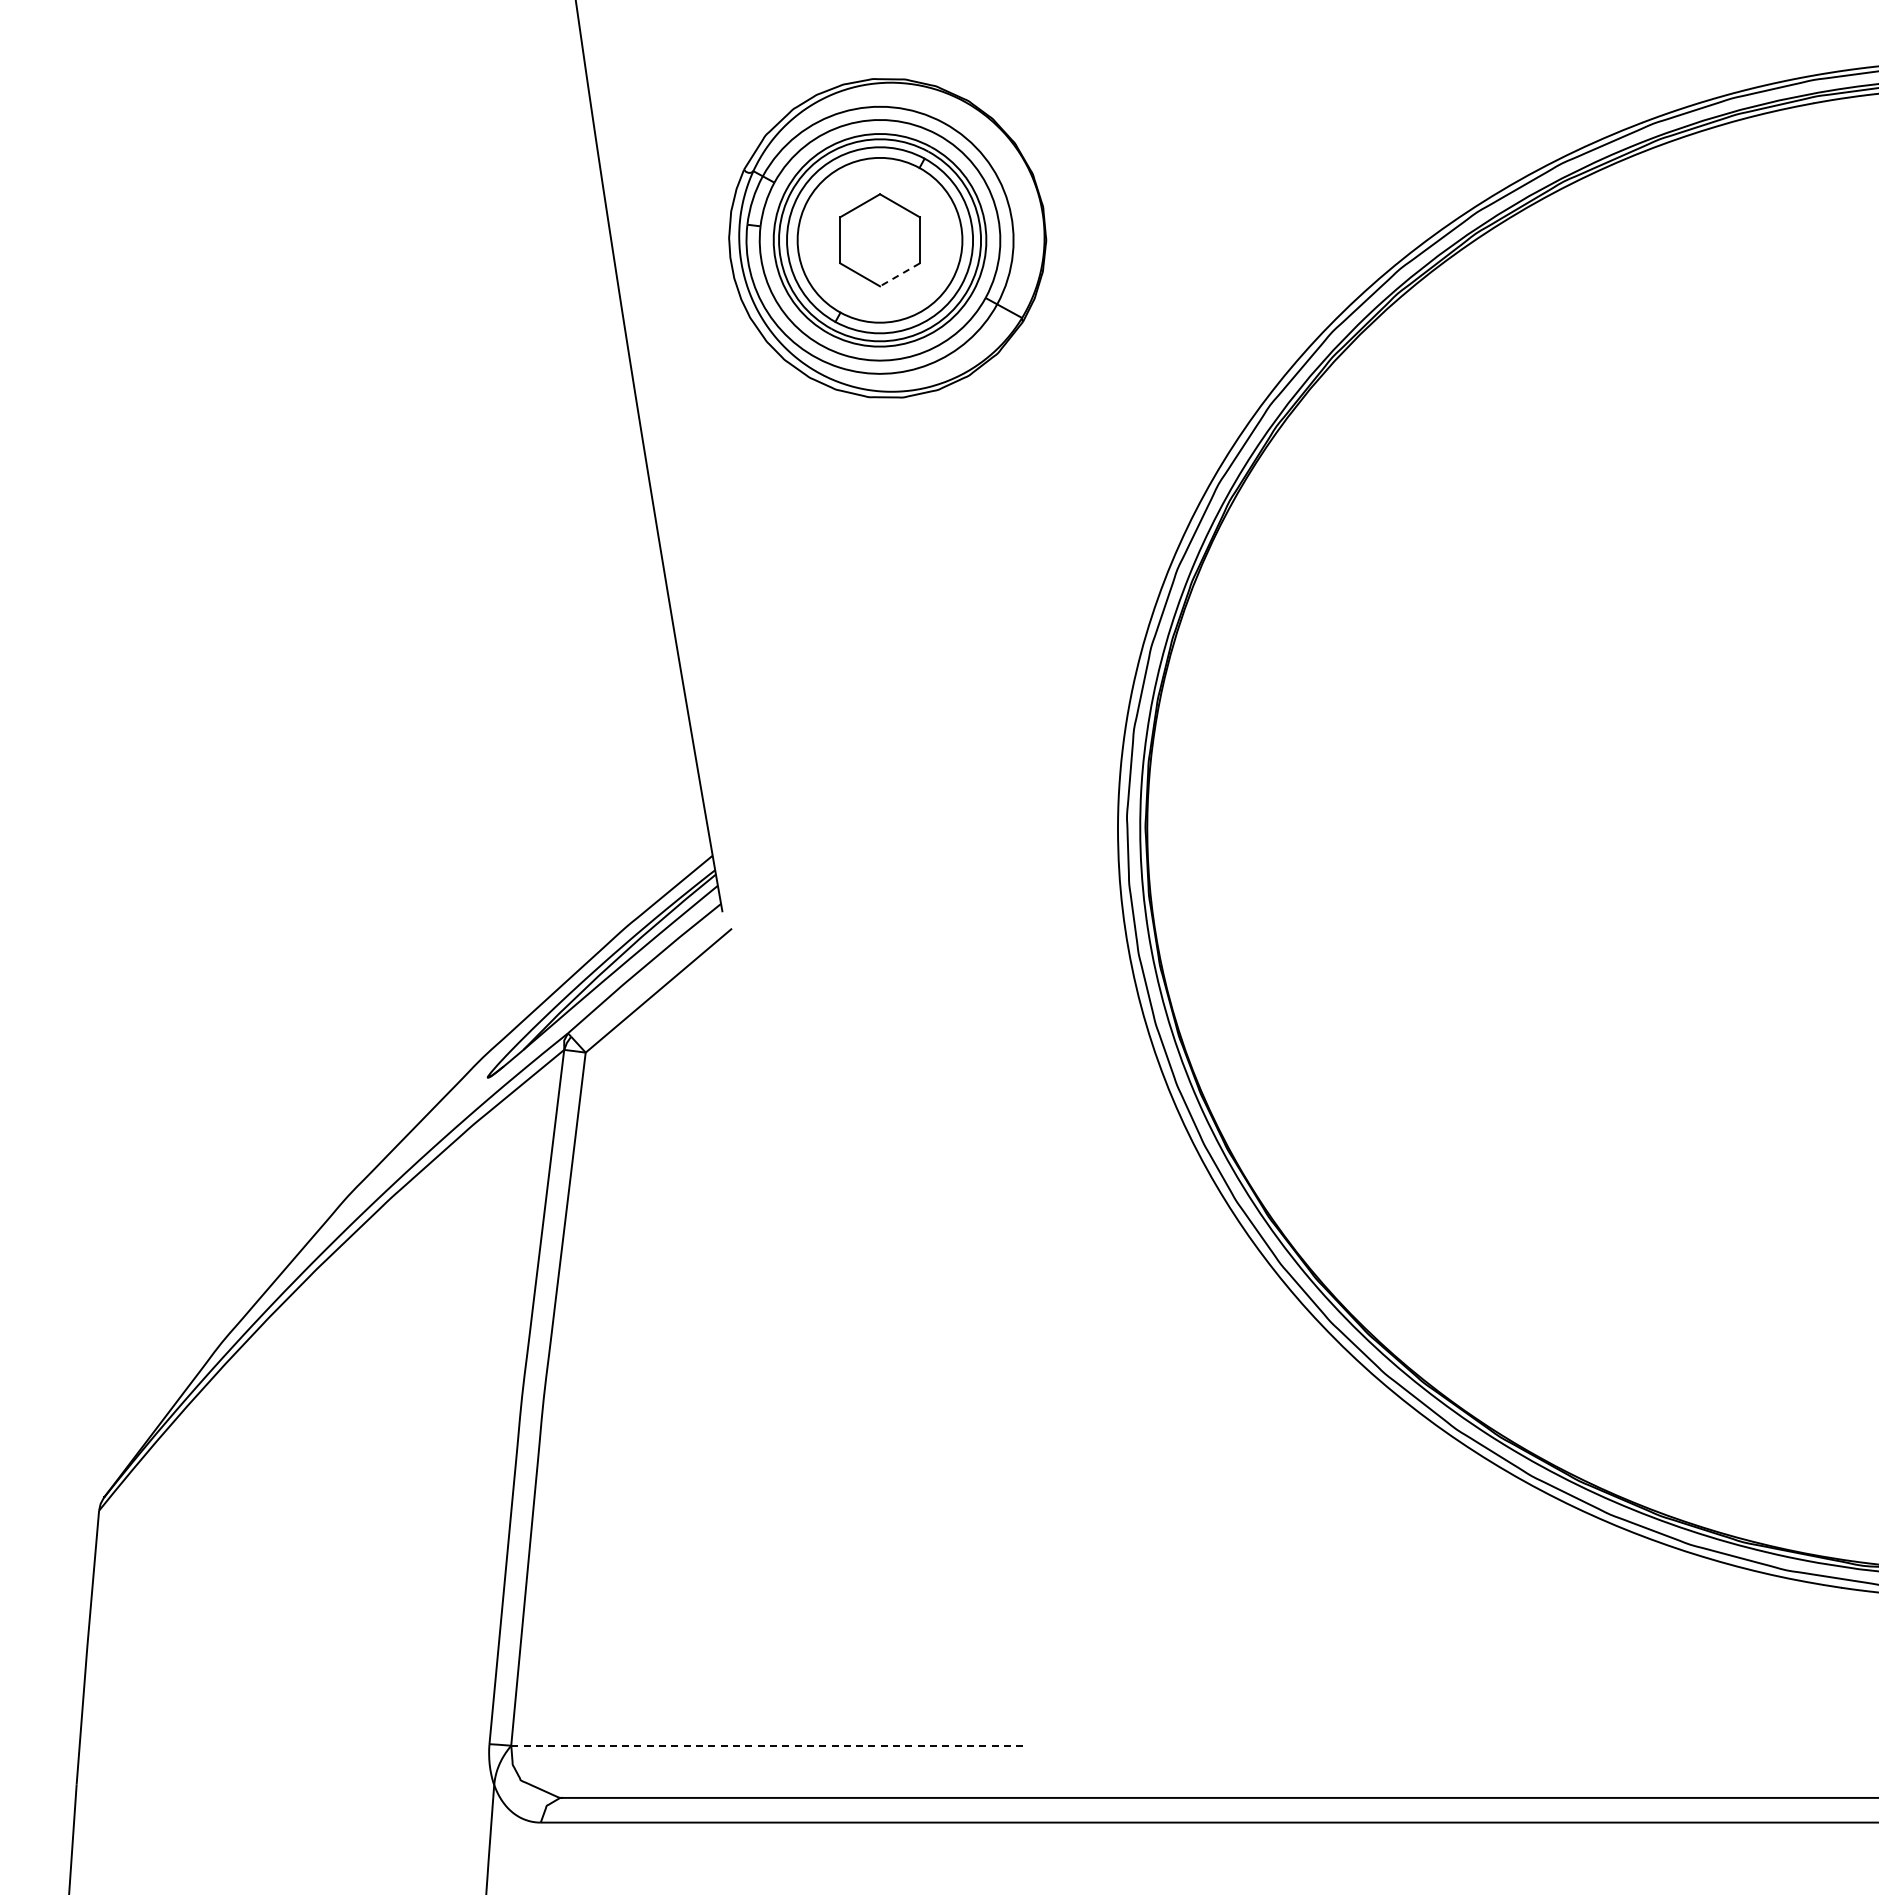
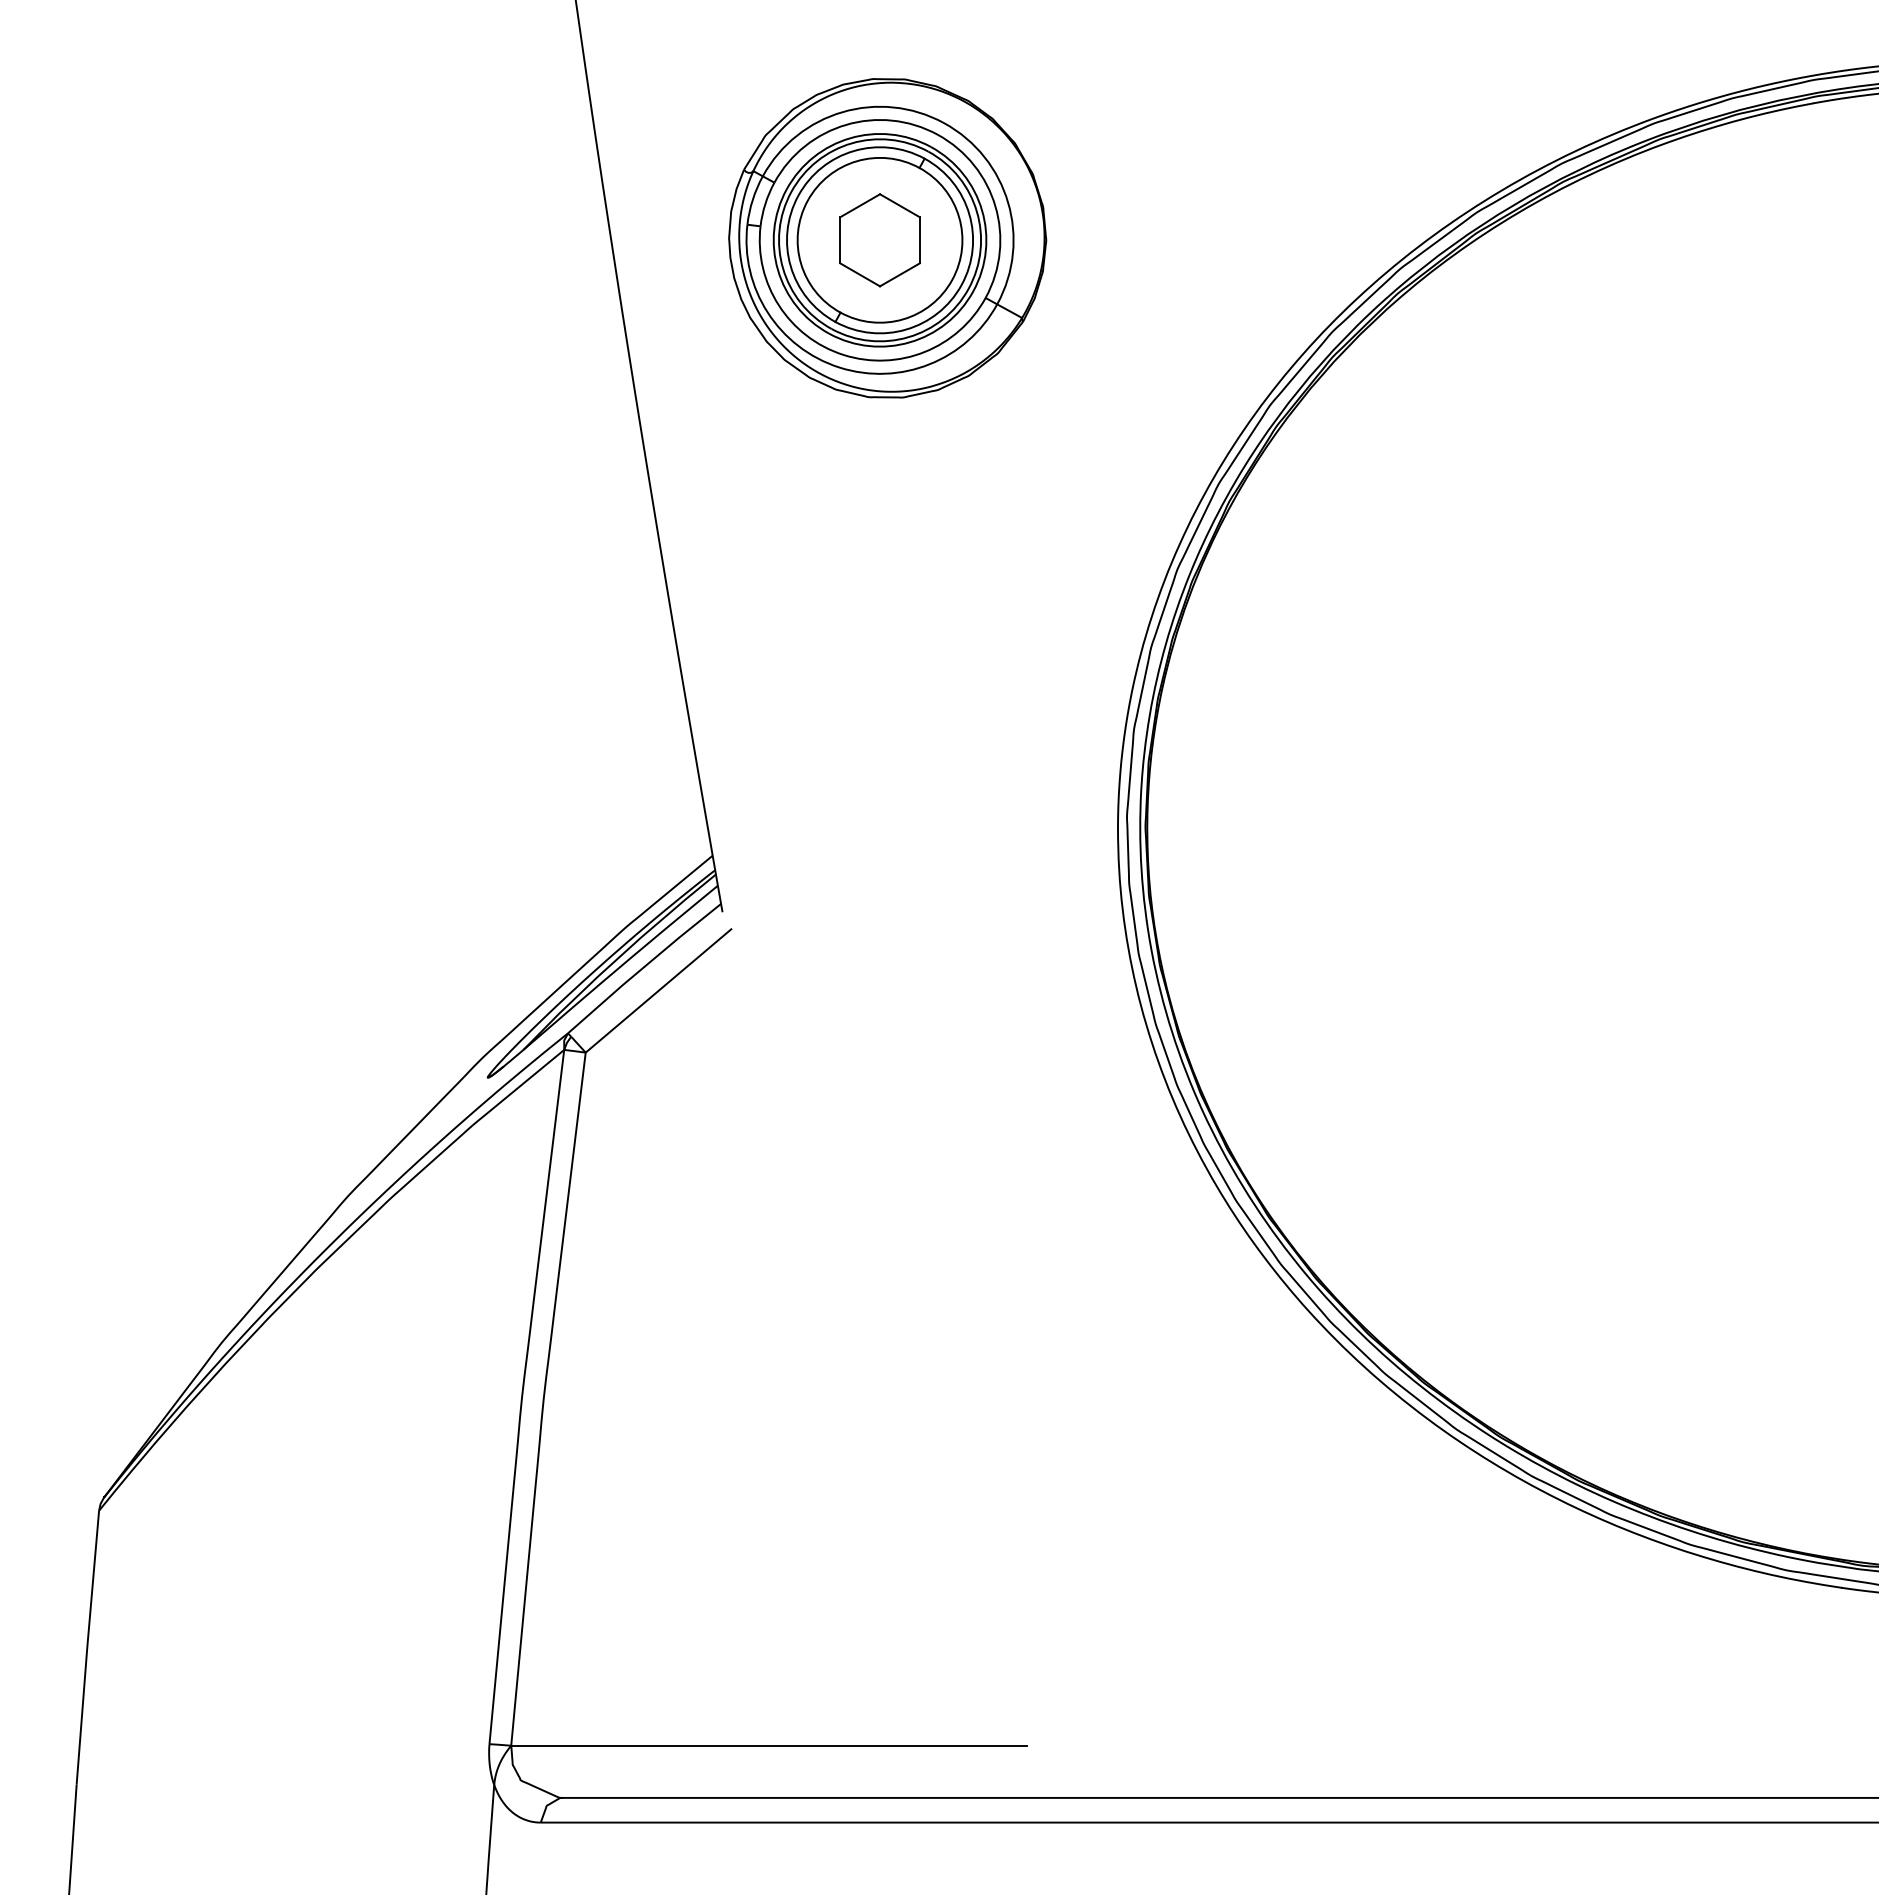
line: dashed -> solid (899, 275)
line: dashed -> solid (768, 1745)
